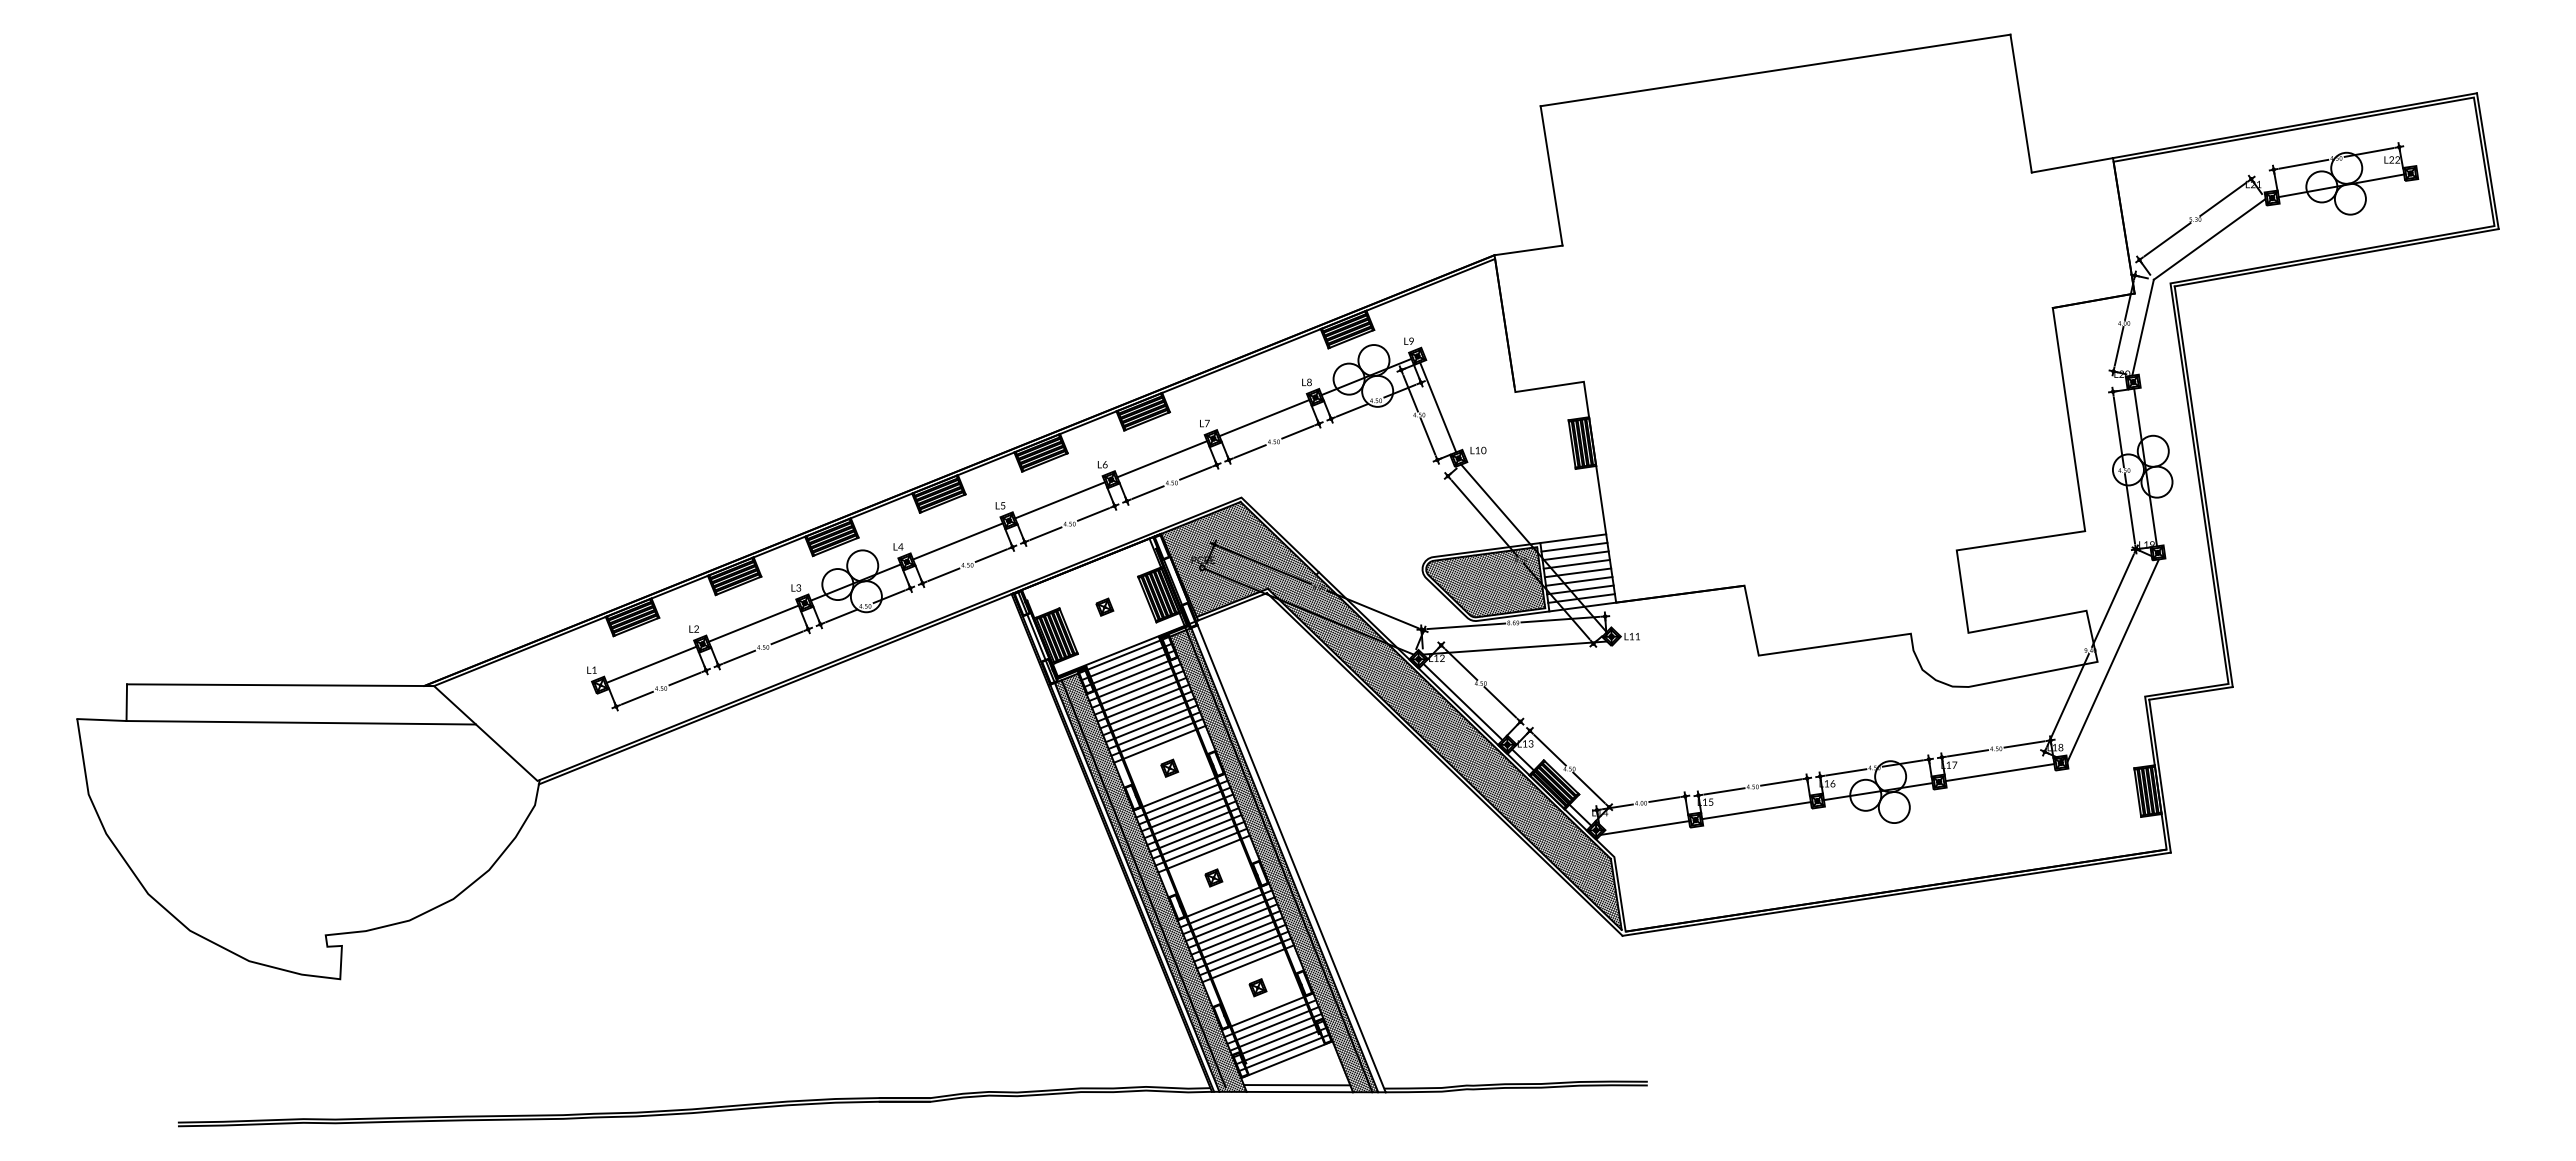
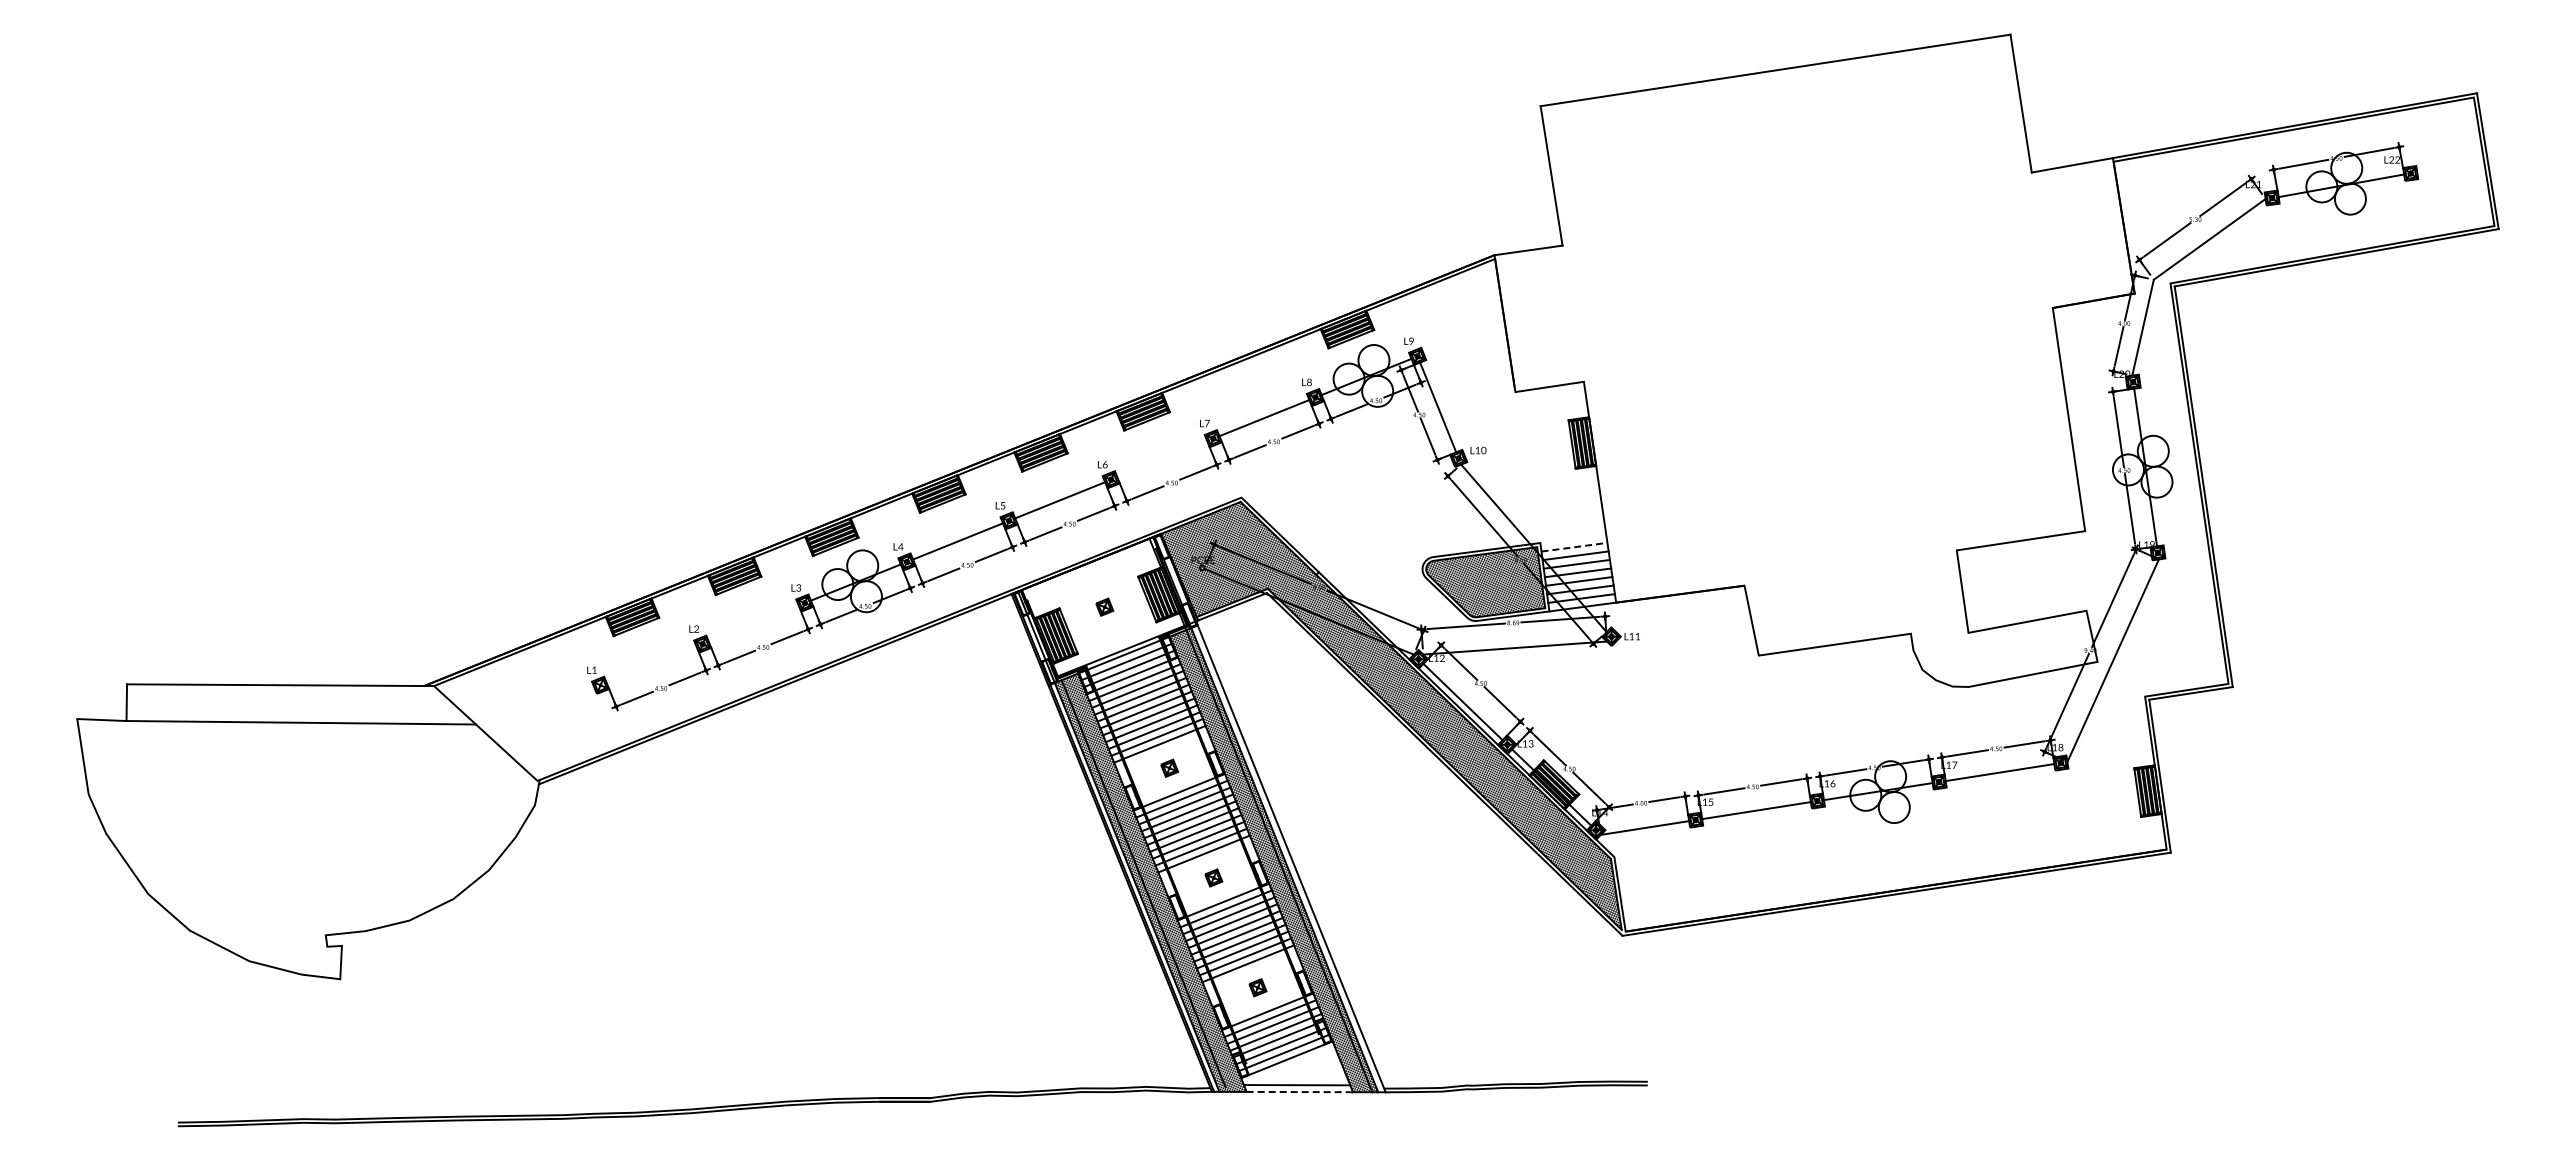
line: present -> none (1162, 459)
line: present -> none (1573, 538)
line: solid -> dashed (1574, 547)
line: present -> none (753, 623)
line: present -> none (651, 664)
line: solid -> dashed (1300, 1092)
